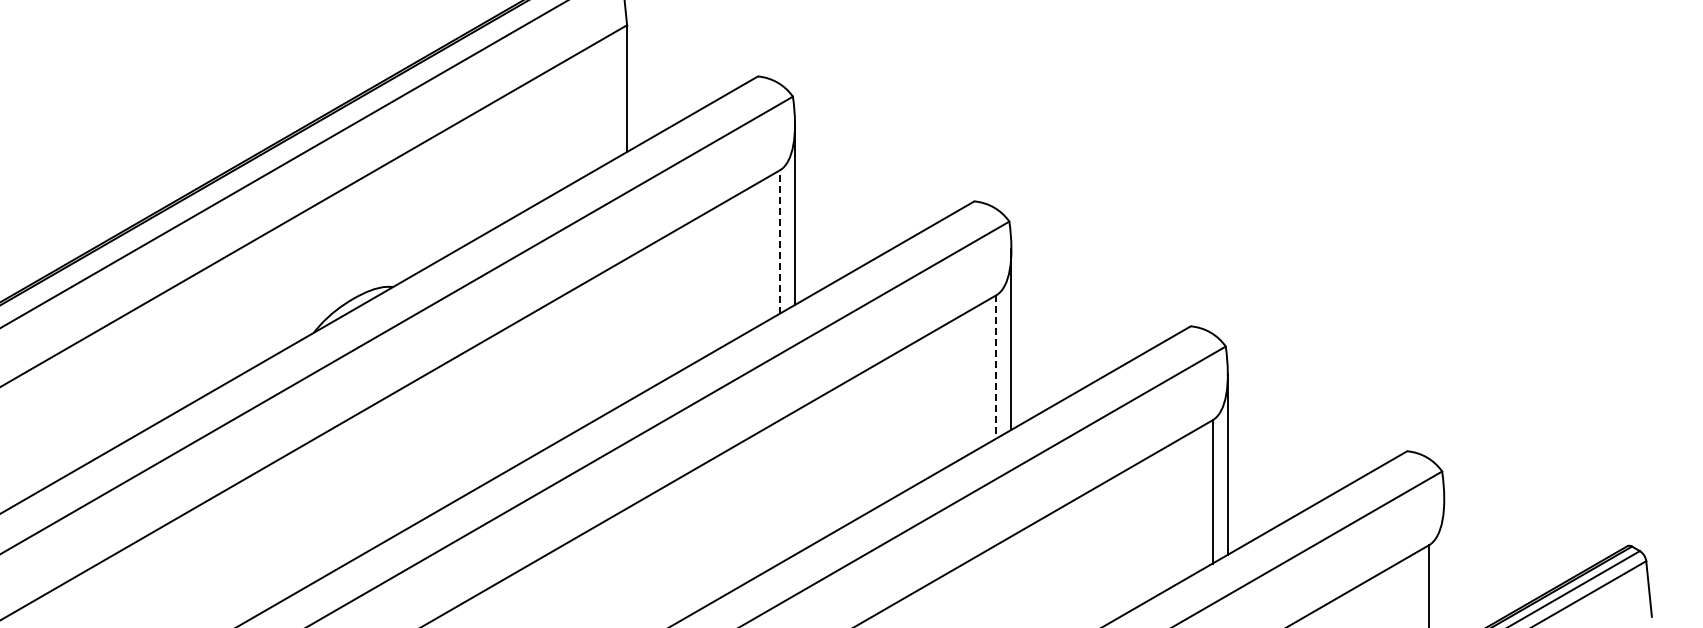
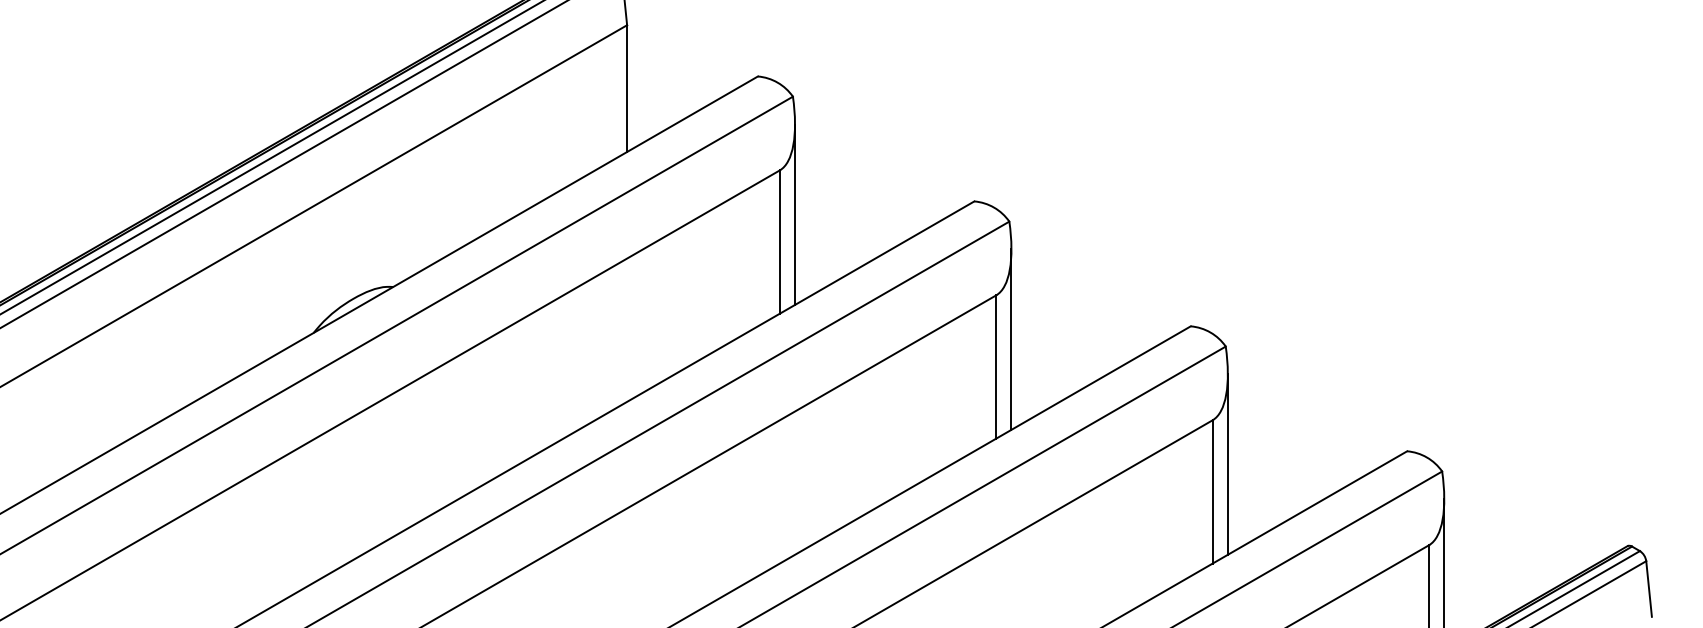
line: none -> present (271, 157)
line: dashed -> solid (779, 242)
line: dashed -> solid (996, 366)
line: none -> present (1444, 561)
